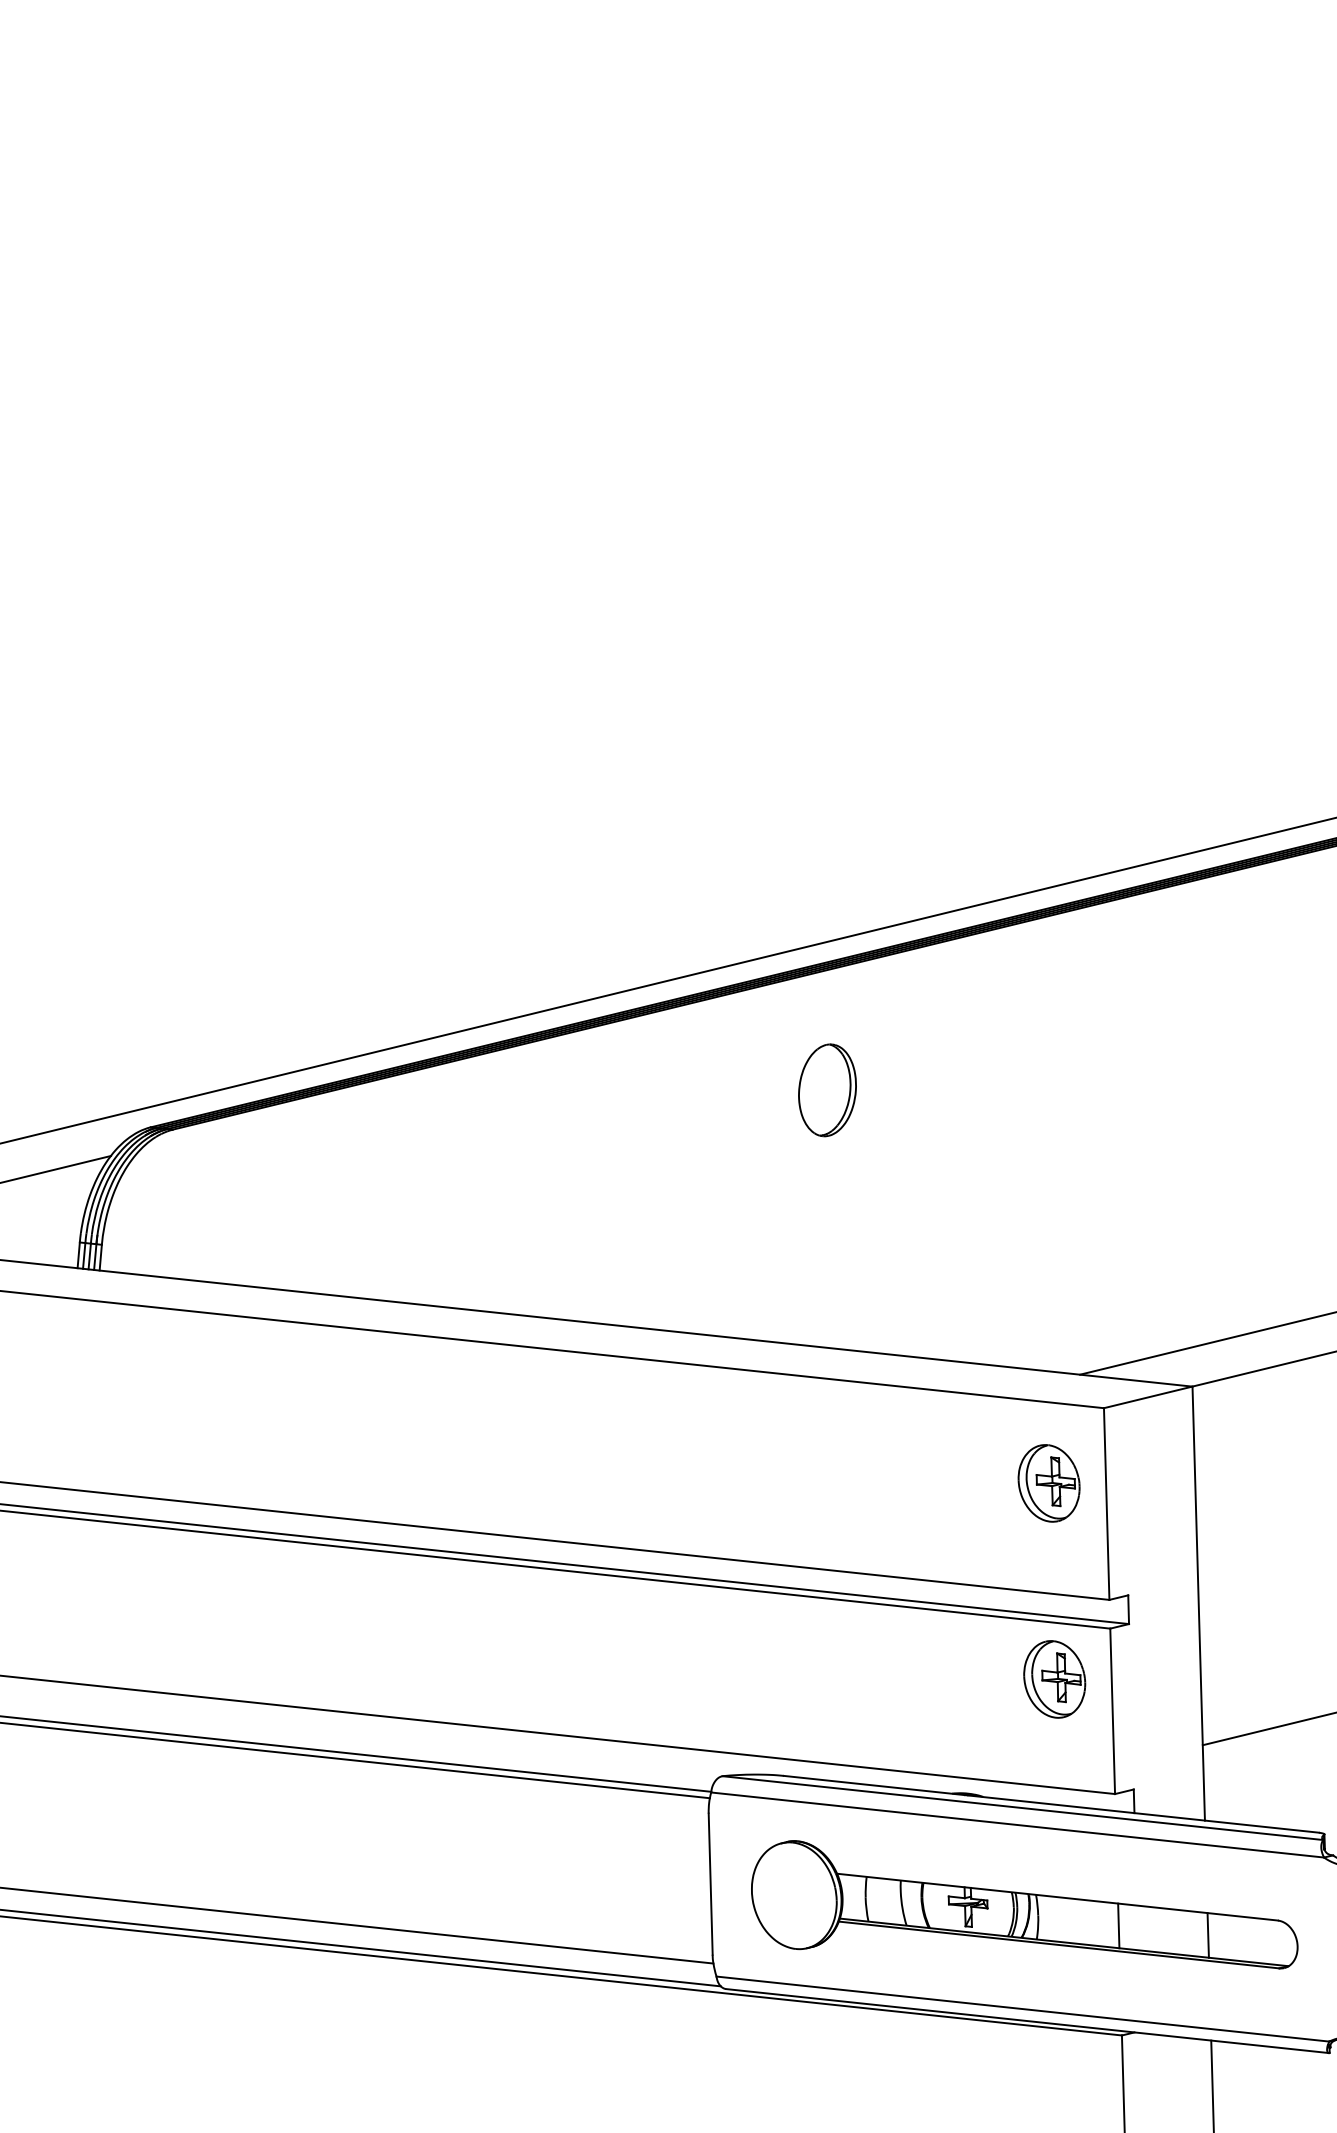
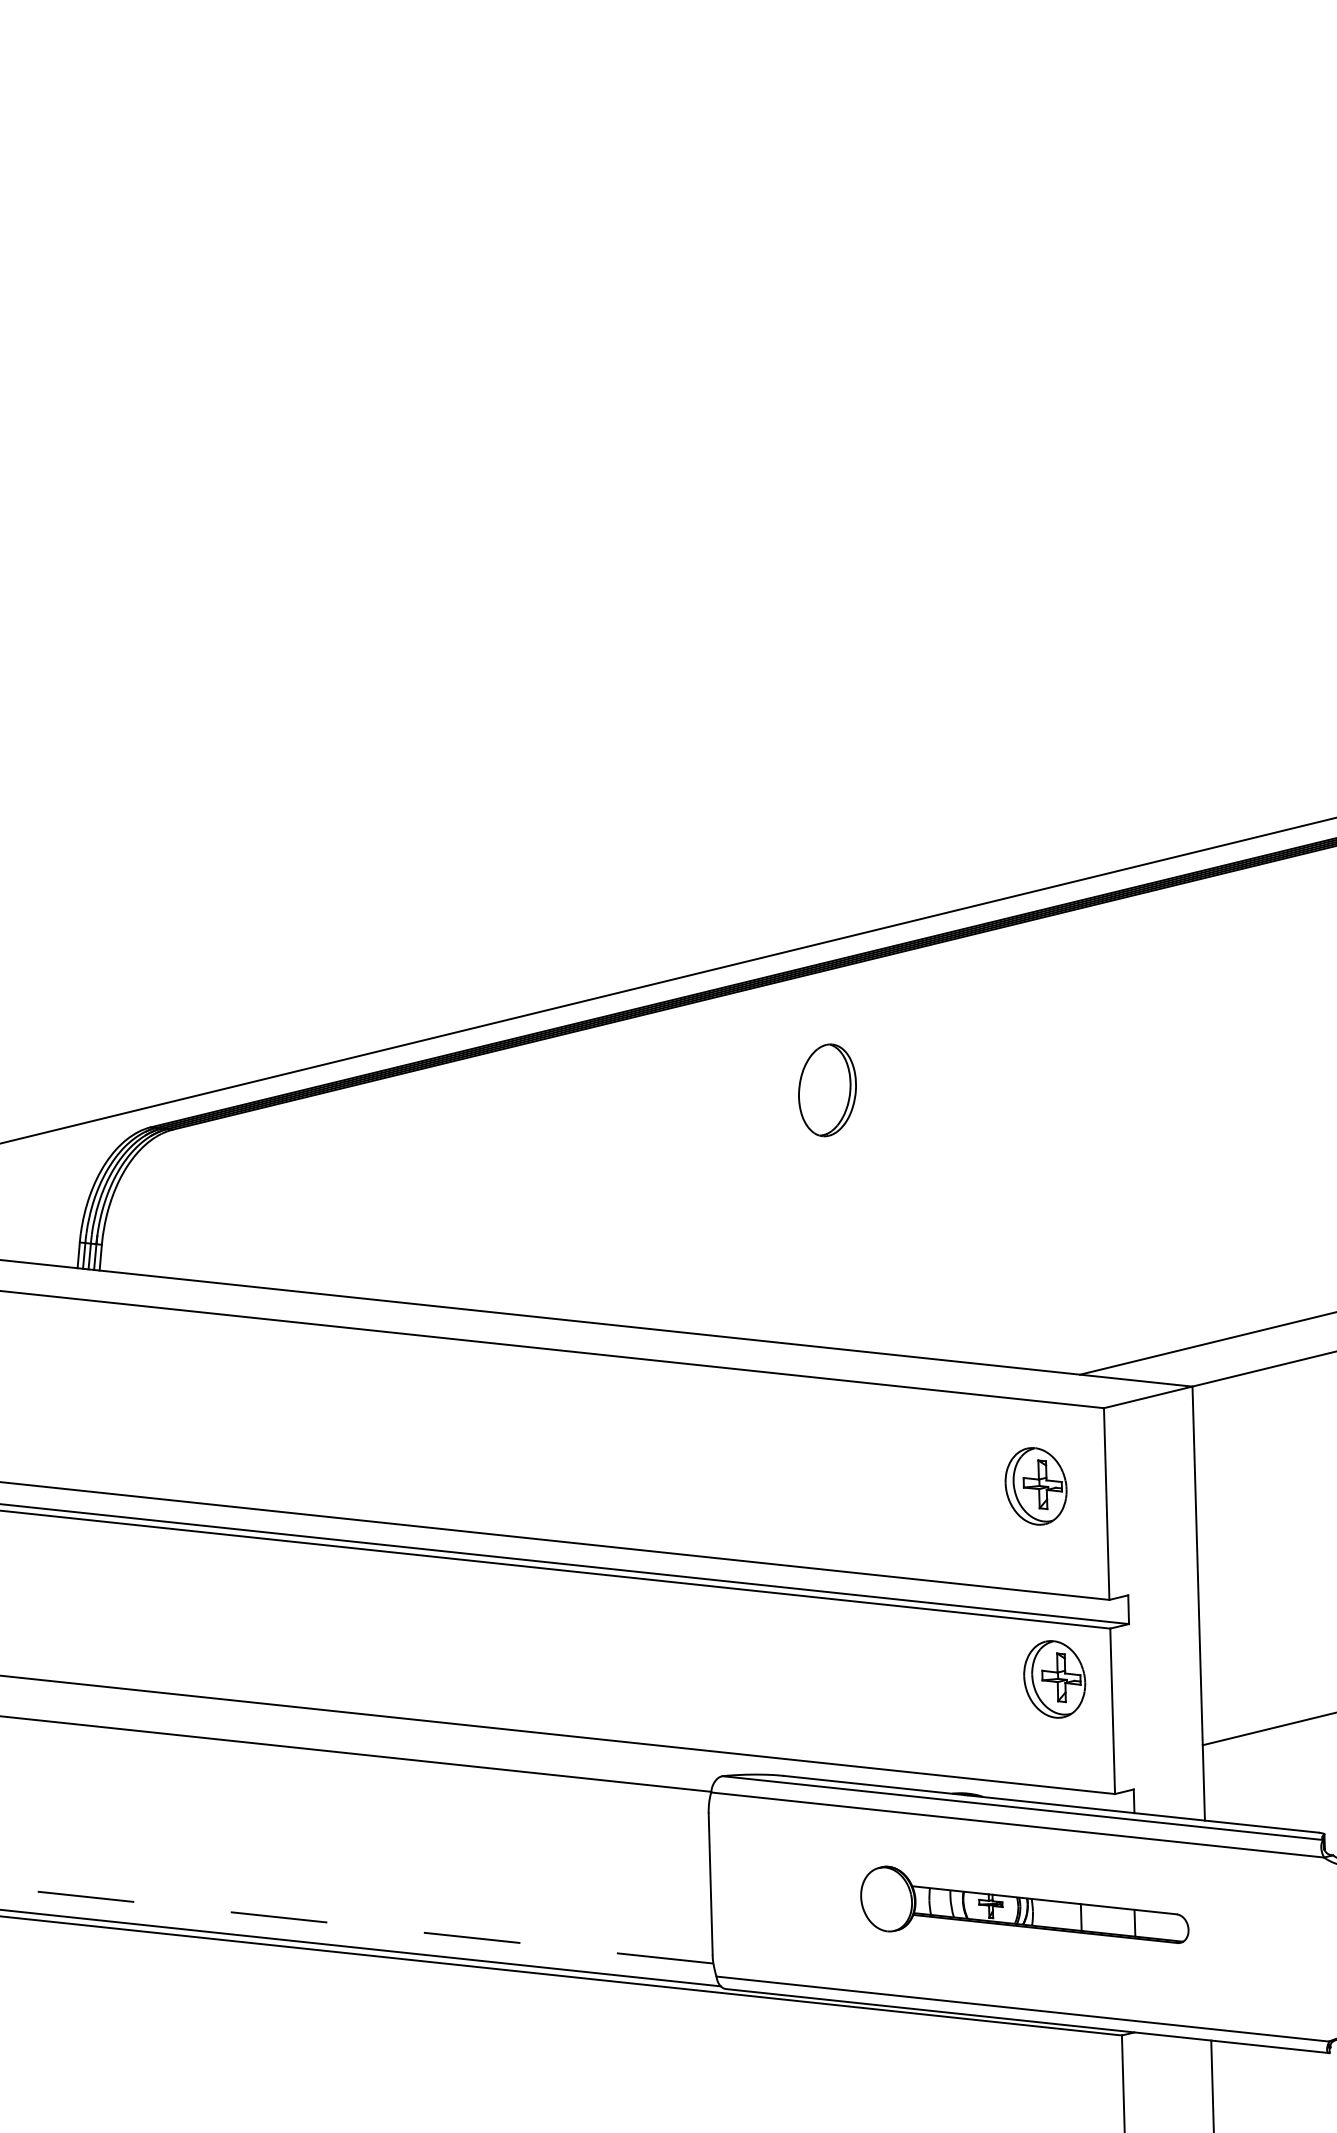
line: present -> none (56, 1168)
part position: (1048, 1483) -> (1035, 1486) (1035, 1486)
line: present -> none (355, 1760)
part size: 548x130 px -> 330x79 px (1024, 1904)
line: solid -> dashed (356, 1925)
